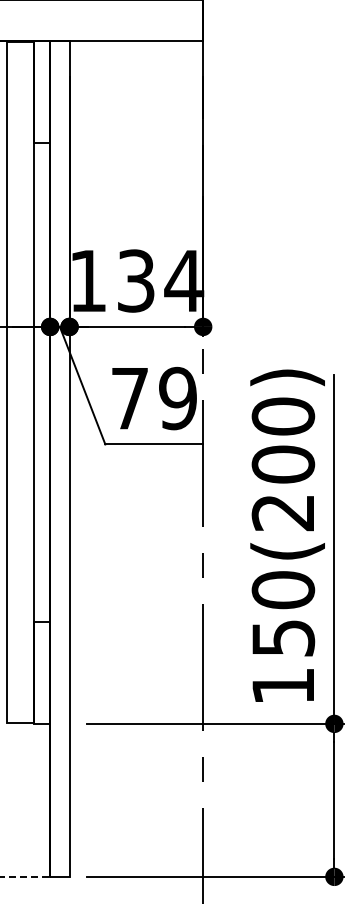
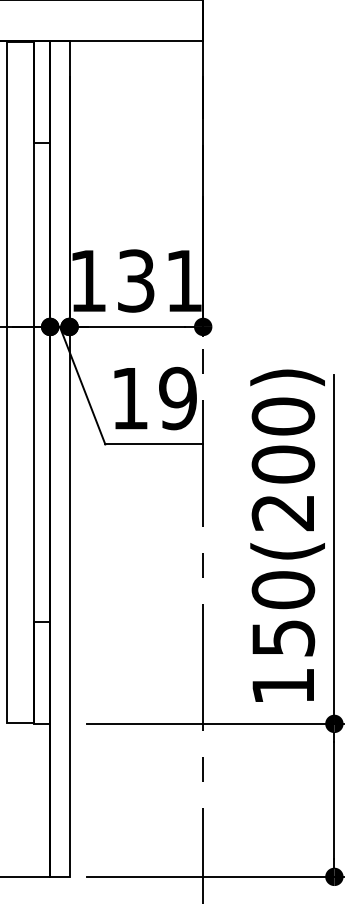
text: 134 -> 131 (184, 280)
text: 79 -> 19 (129, 398)
line: dashed -> solid (25, 876)
